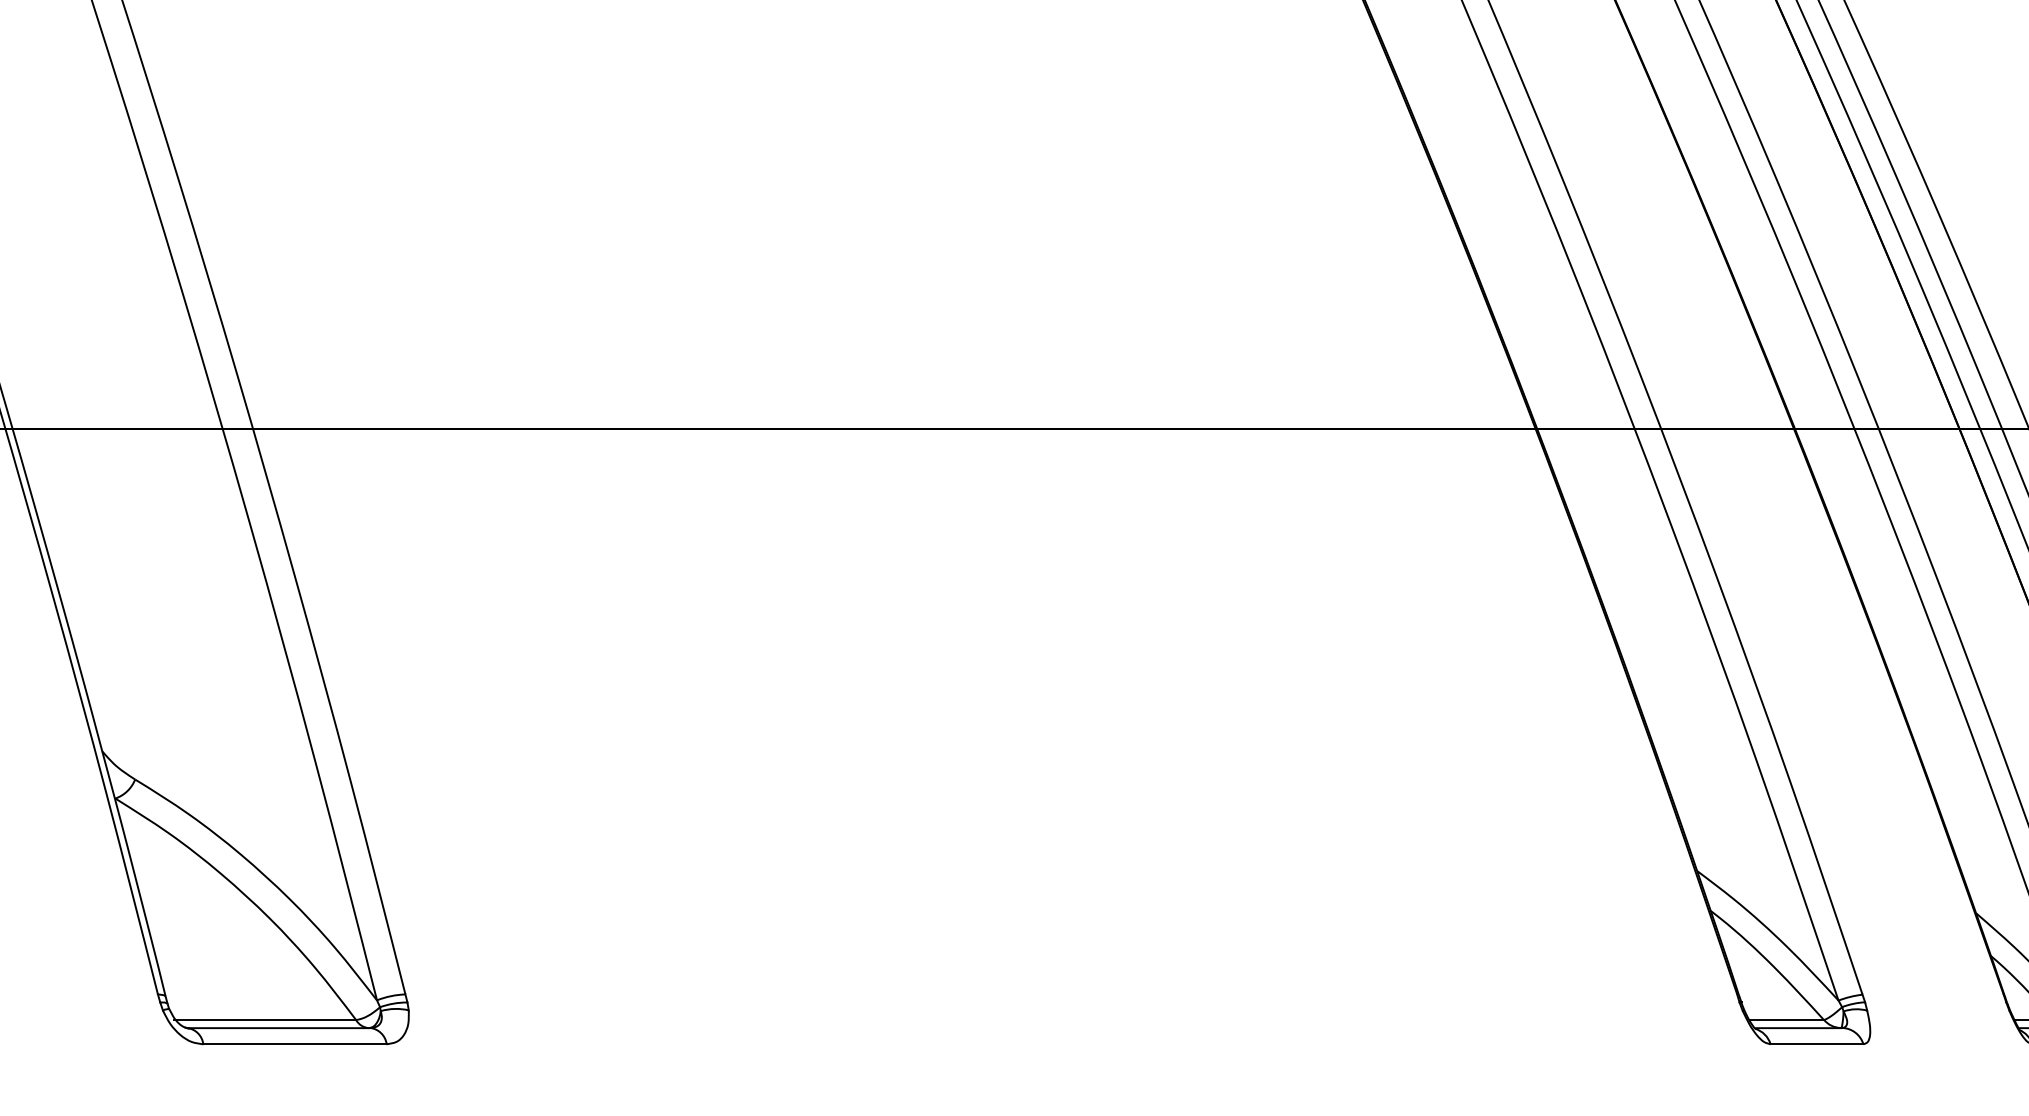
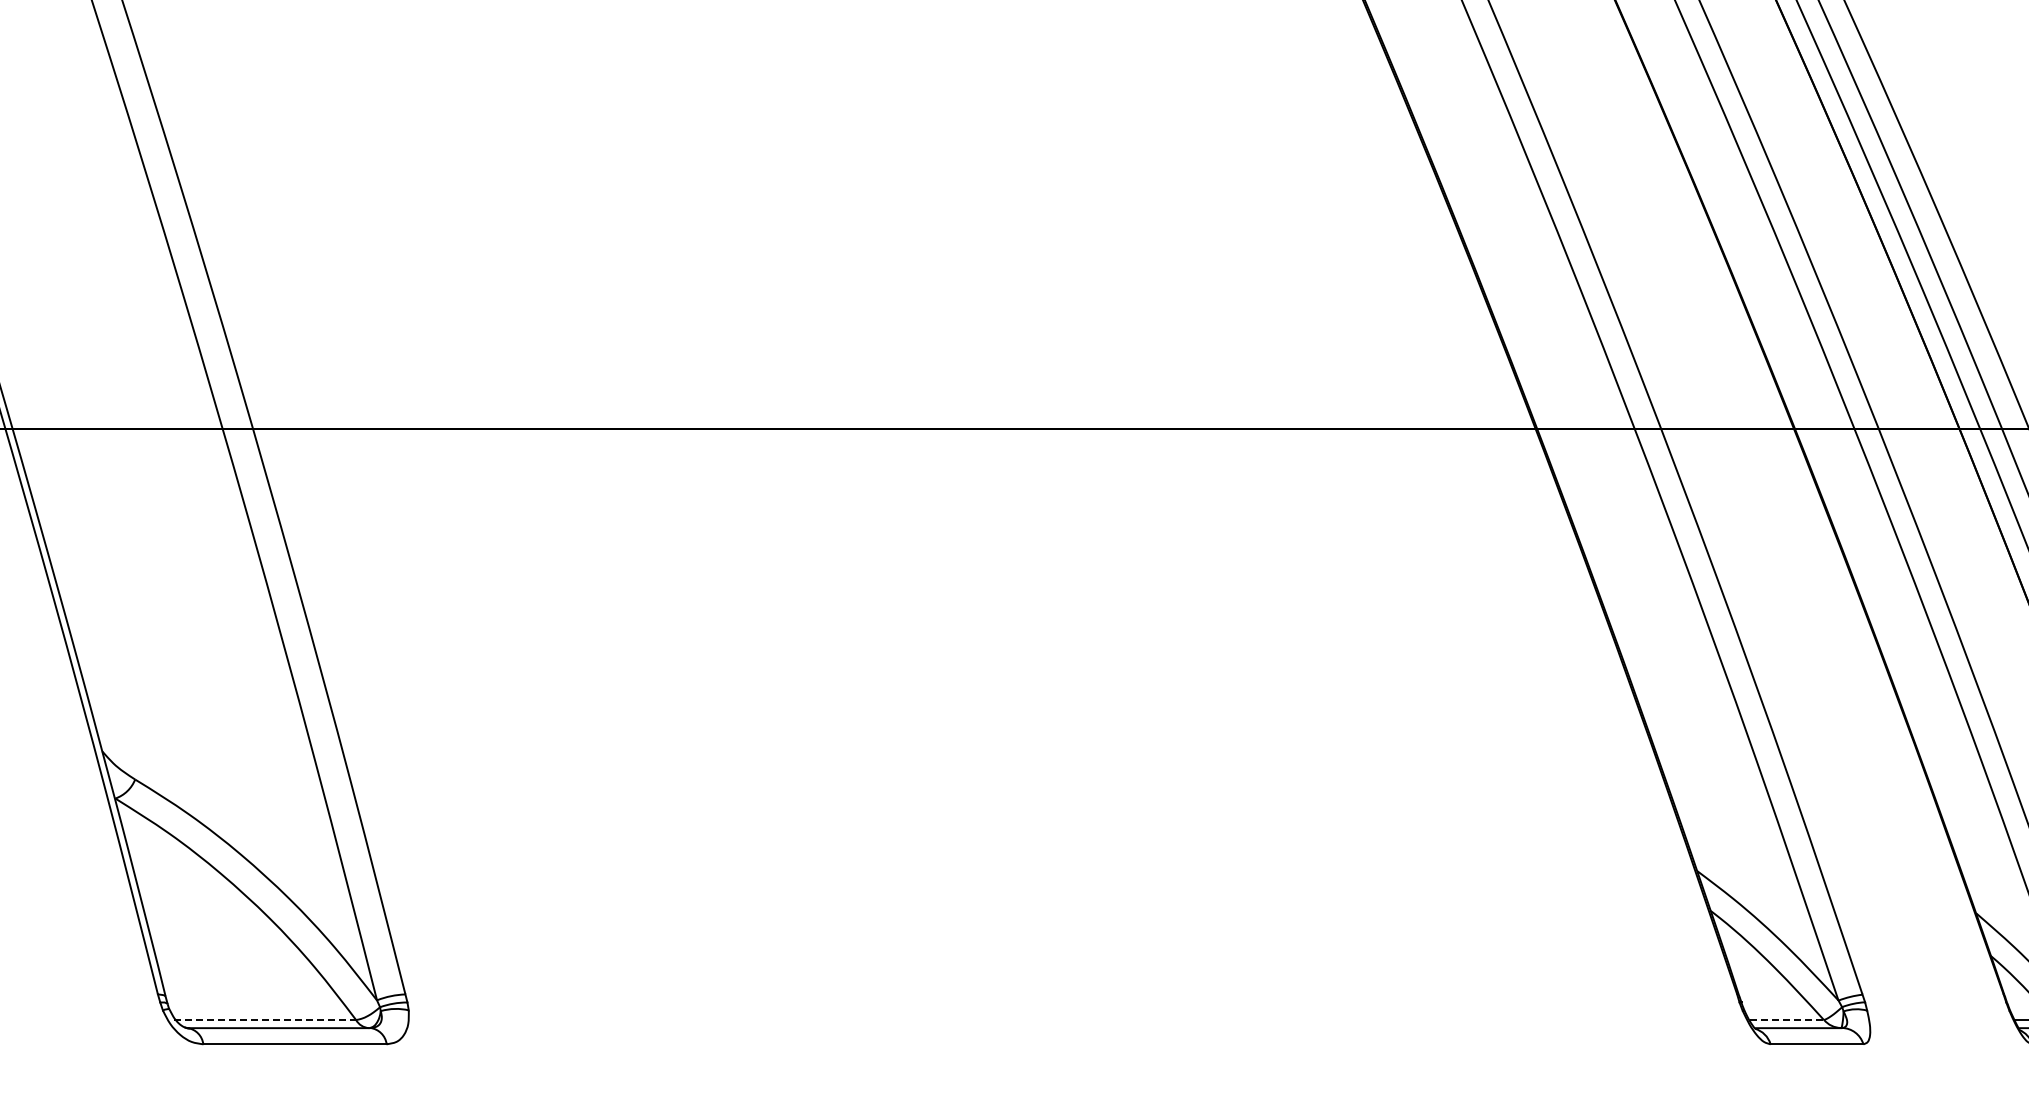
line: solid -> dashed (265, 1020)
line: solid -> dashed (1787, 1020)
